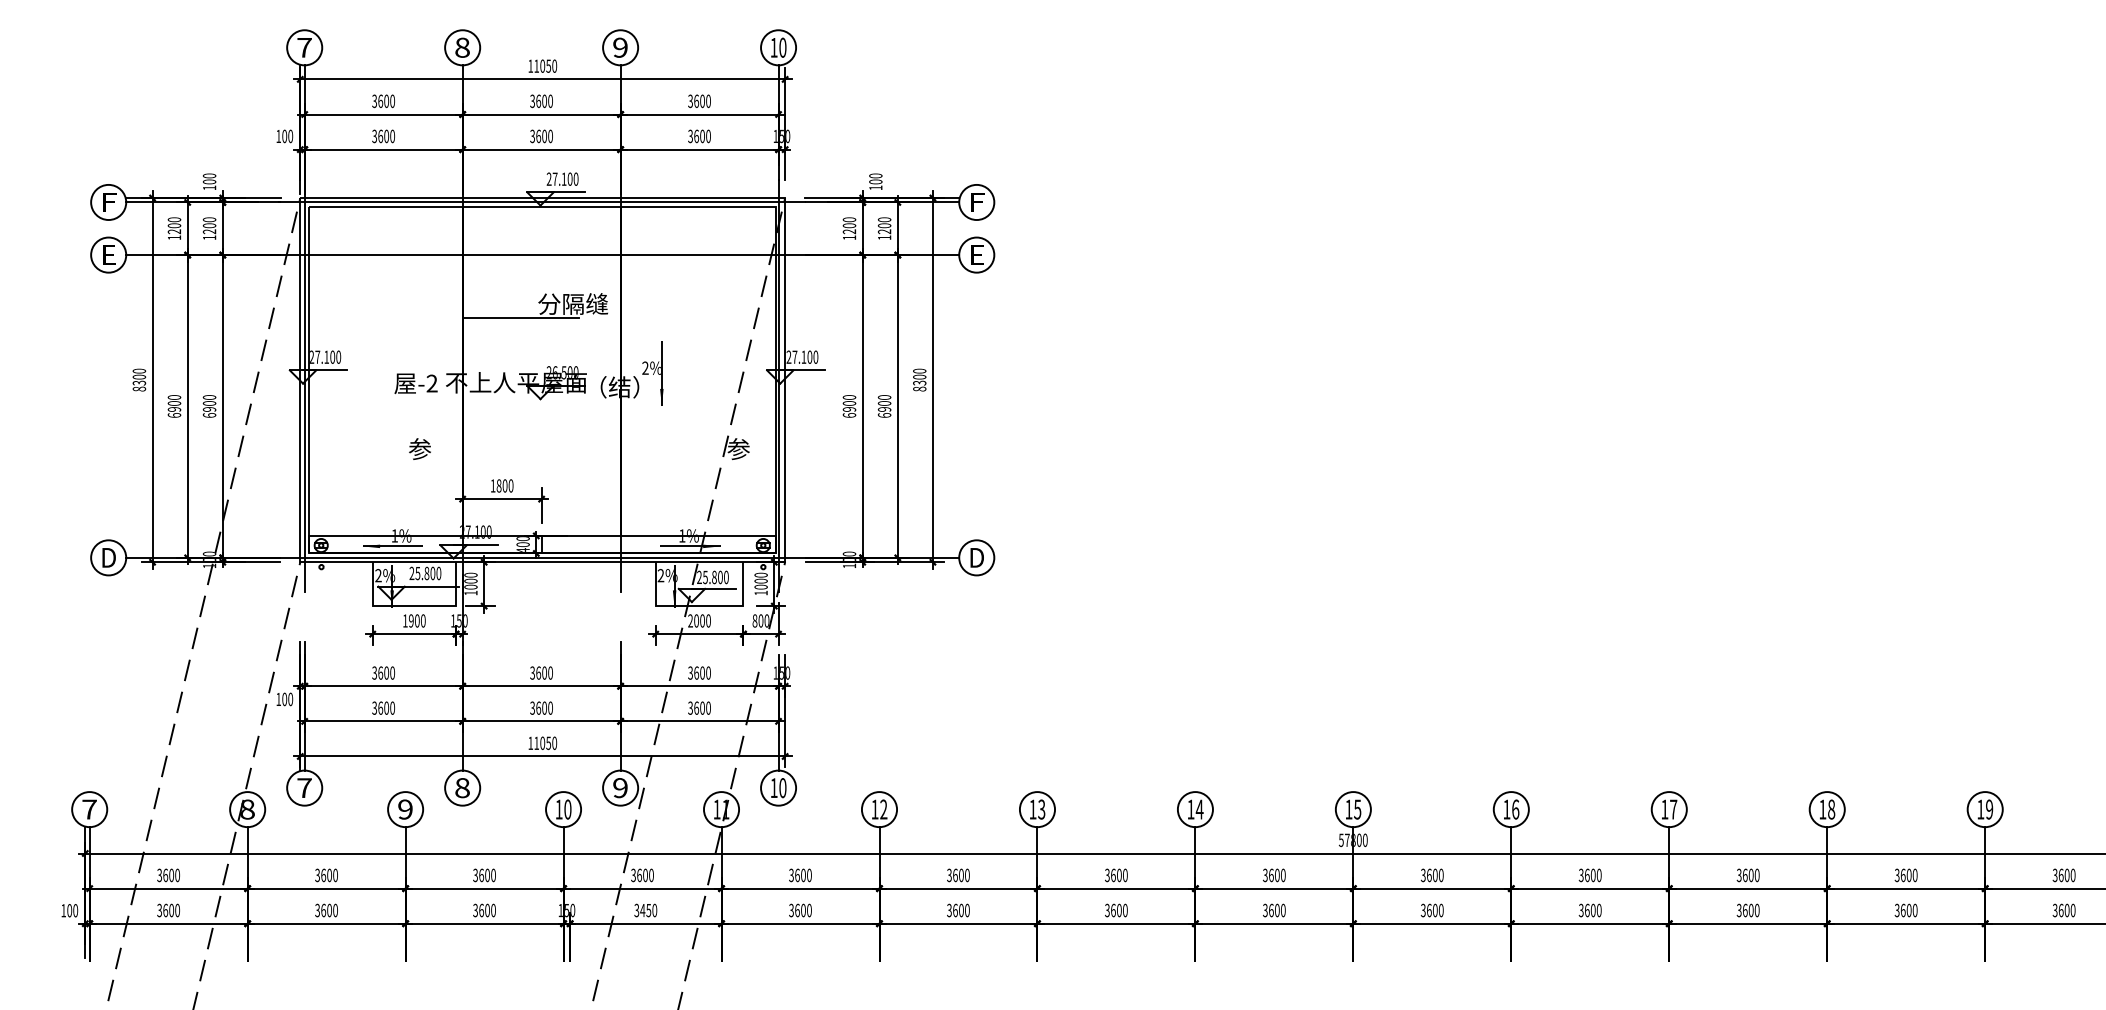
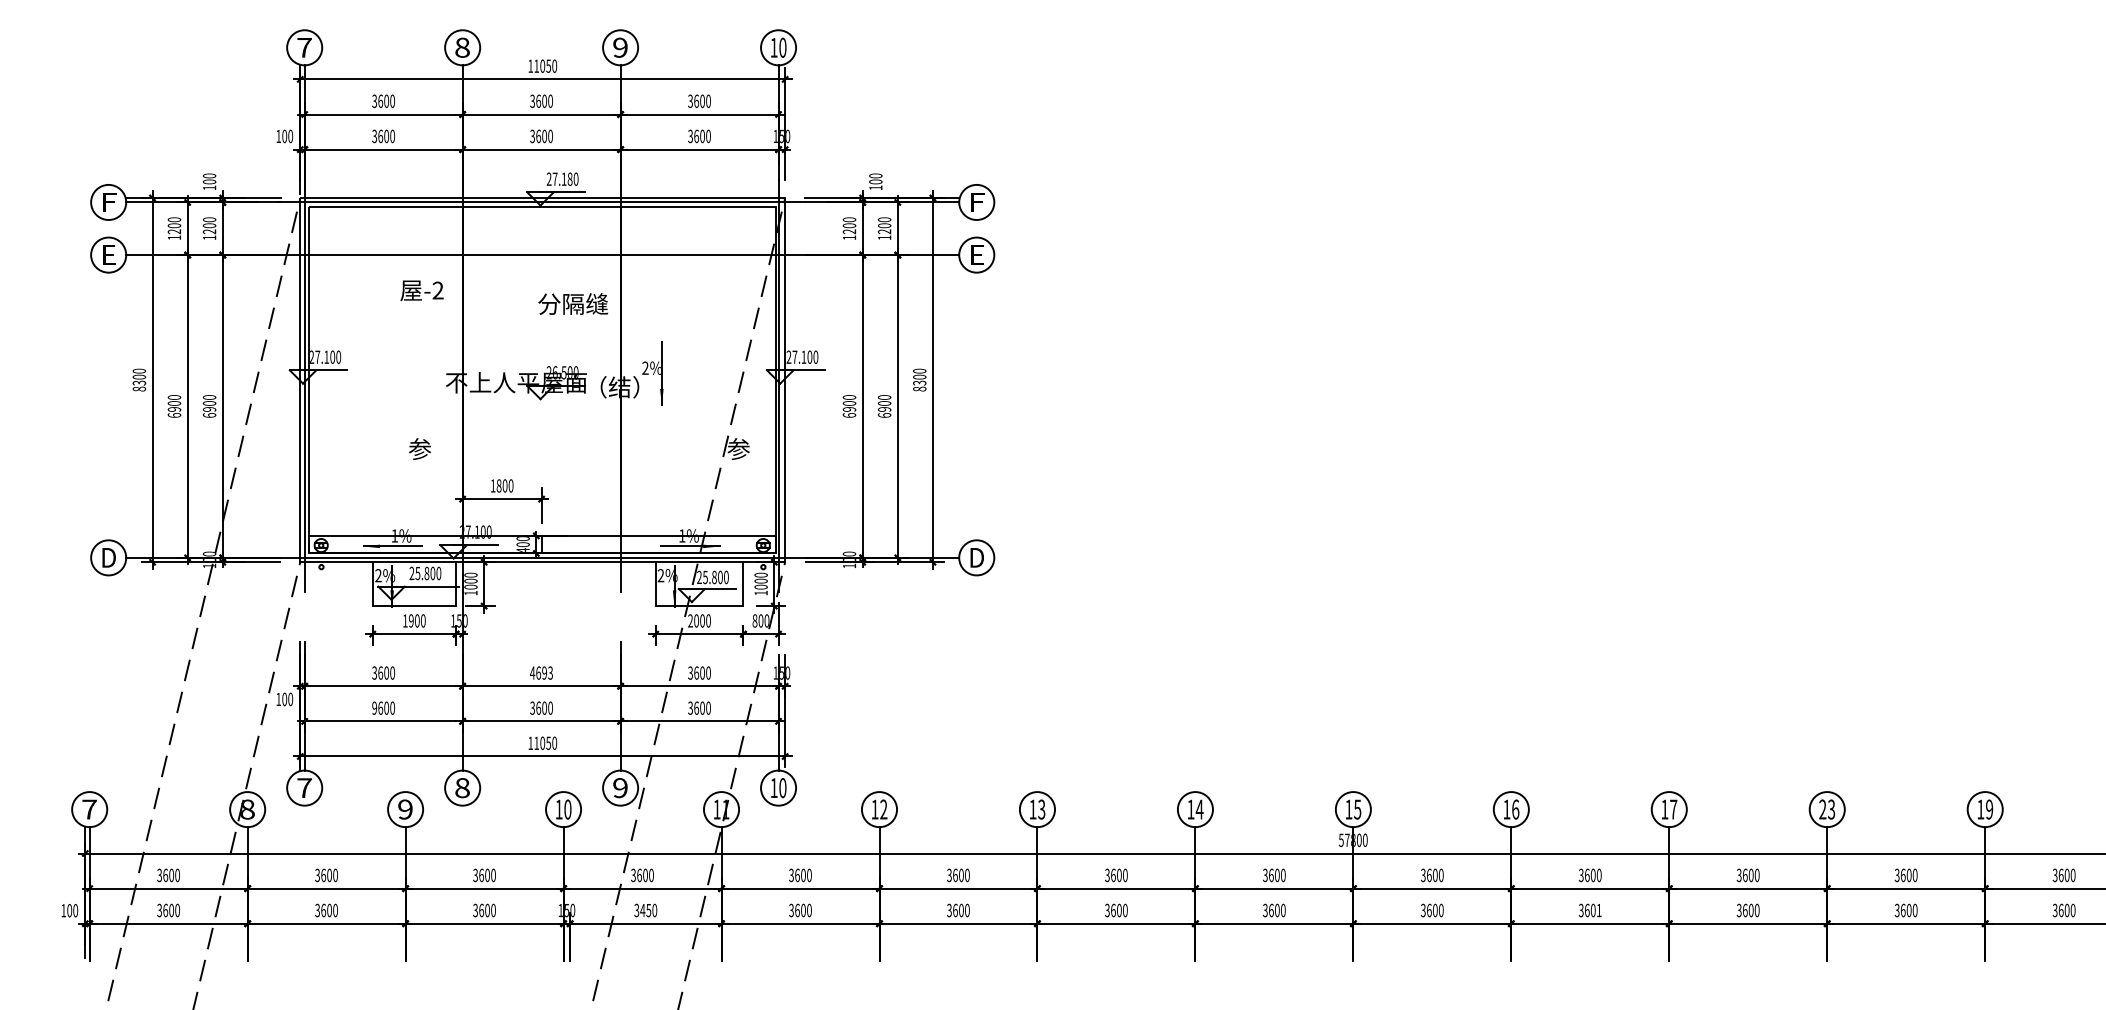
text: 27.100 -> 27.180 (569, 179)
line: present -> none (520, 317)
text position: (415, 383) -> (421, 290) (421, 290)
text: 3600 -> 4693 (540, 672)
text: 3600 -> 9600 (374, 707)
text: 18 -> 23 (1827, 809)
text: 3600 -> 3601 (1598, 910)
